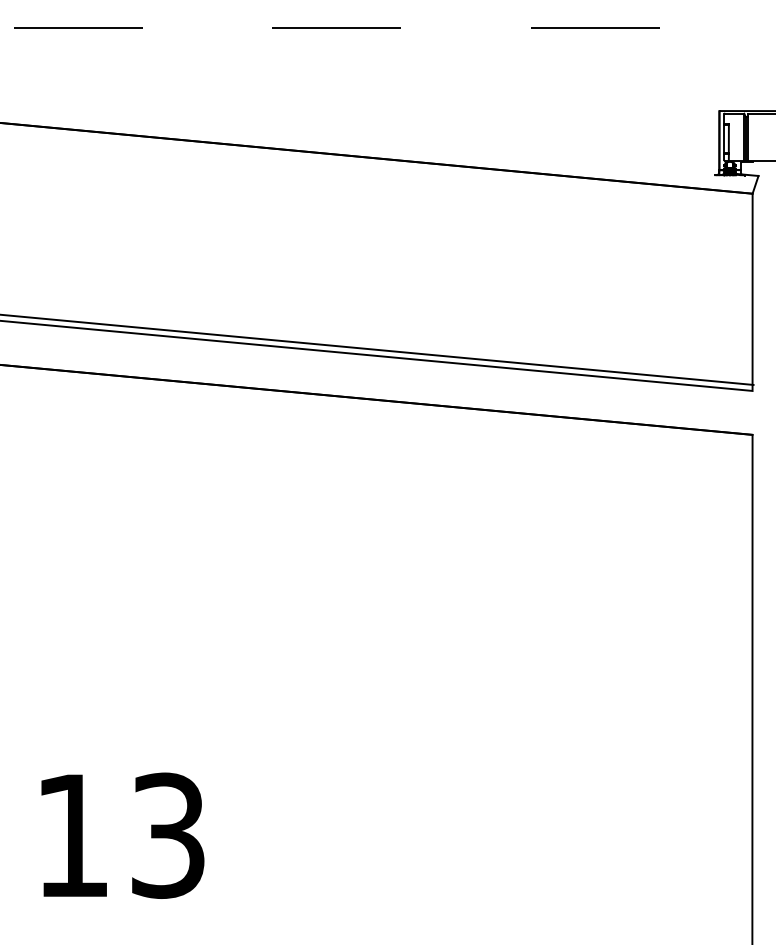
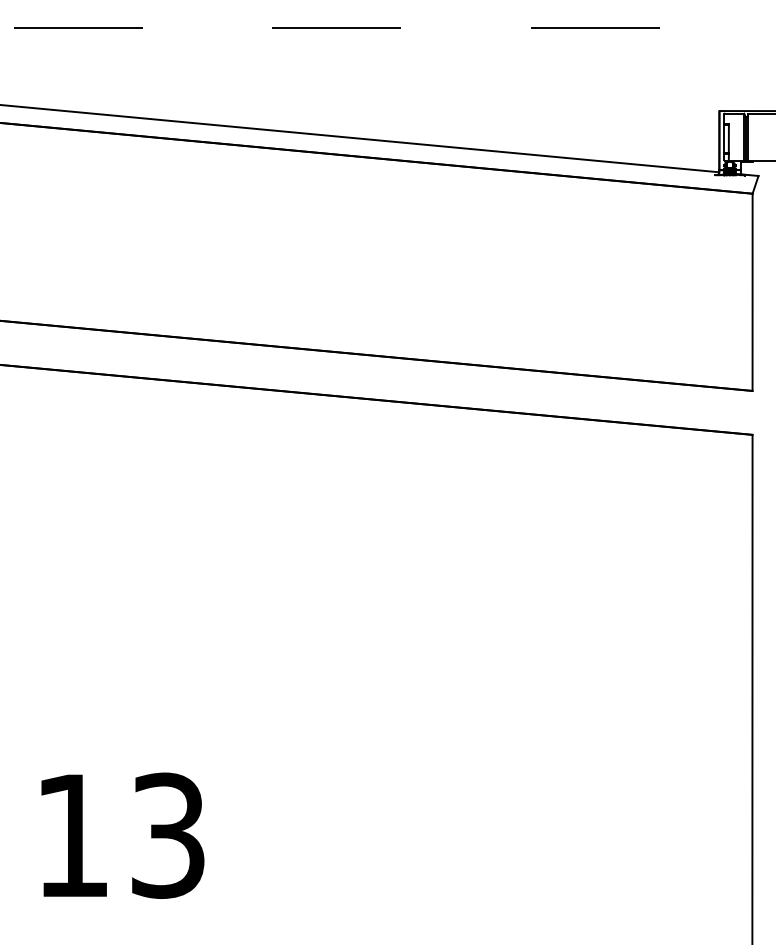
line: none -> present (359, 138)
line position: (377, 349) -> (377, 355) (377, 355)
